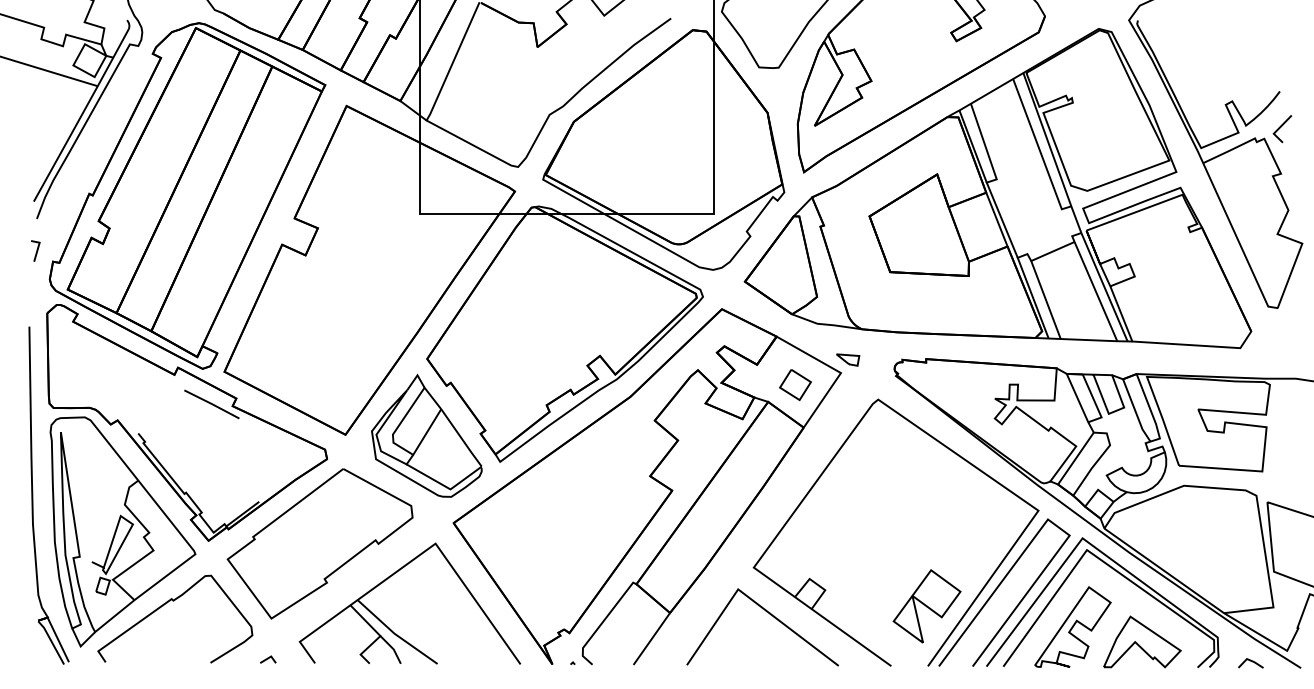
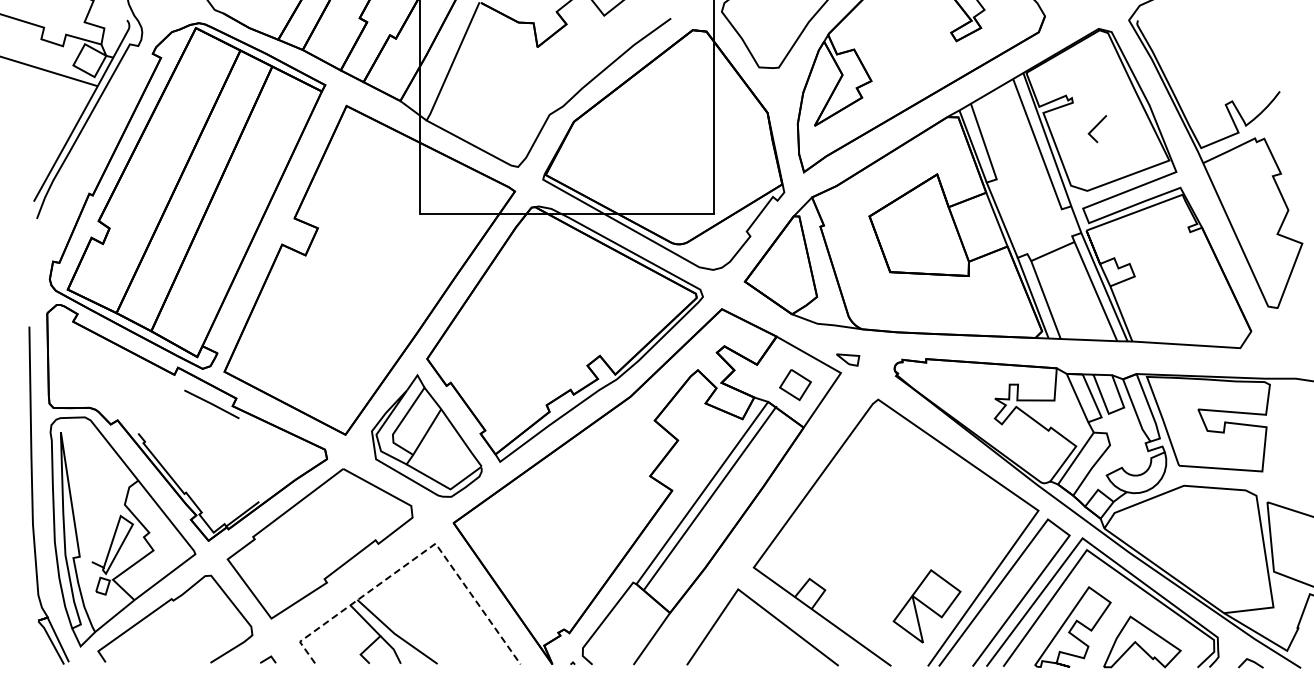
line position: (1281, 127) -> (1096, 127) (1096, 127)
line: present -> none (36, 250)
line position: (702, 492) -> (710, 497) (710, 497)
line: solid -> dashed (417, 557)
